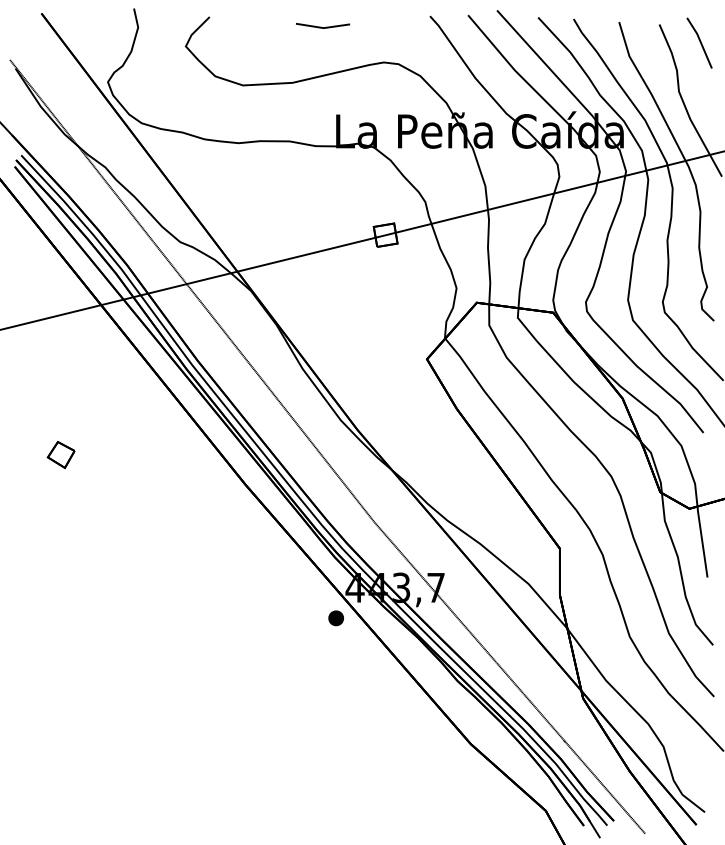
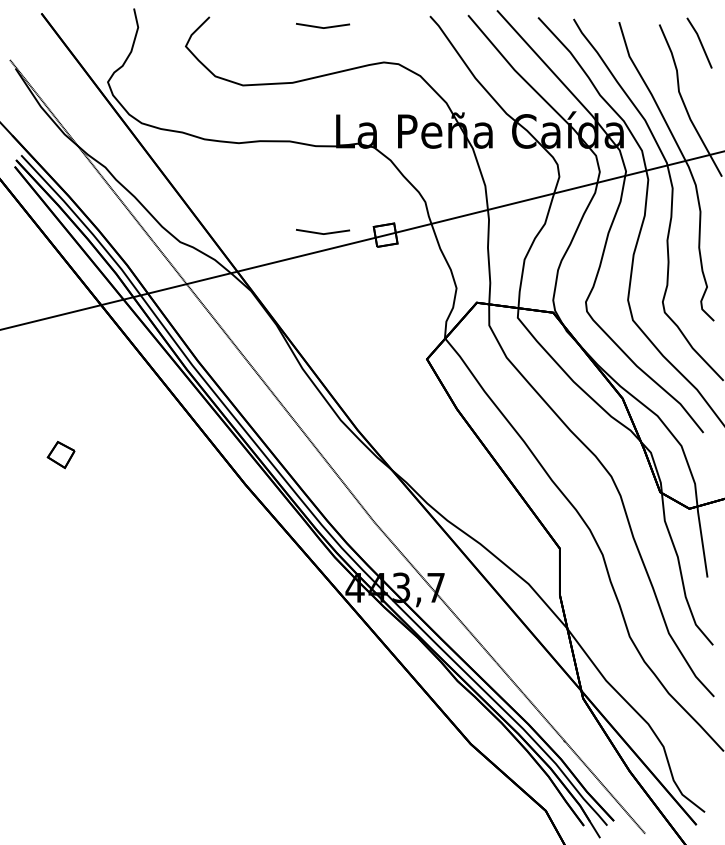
line: none -> present (323, 233)
part: present -> none (335, 618)
